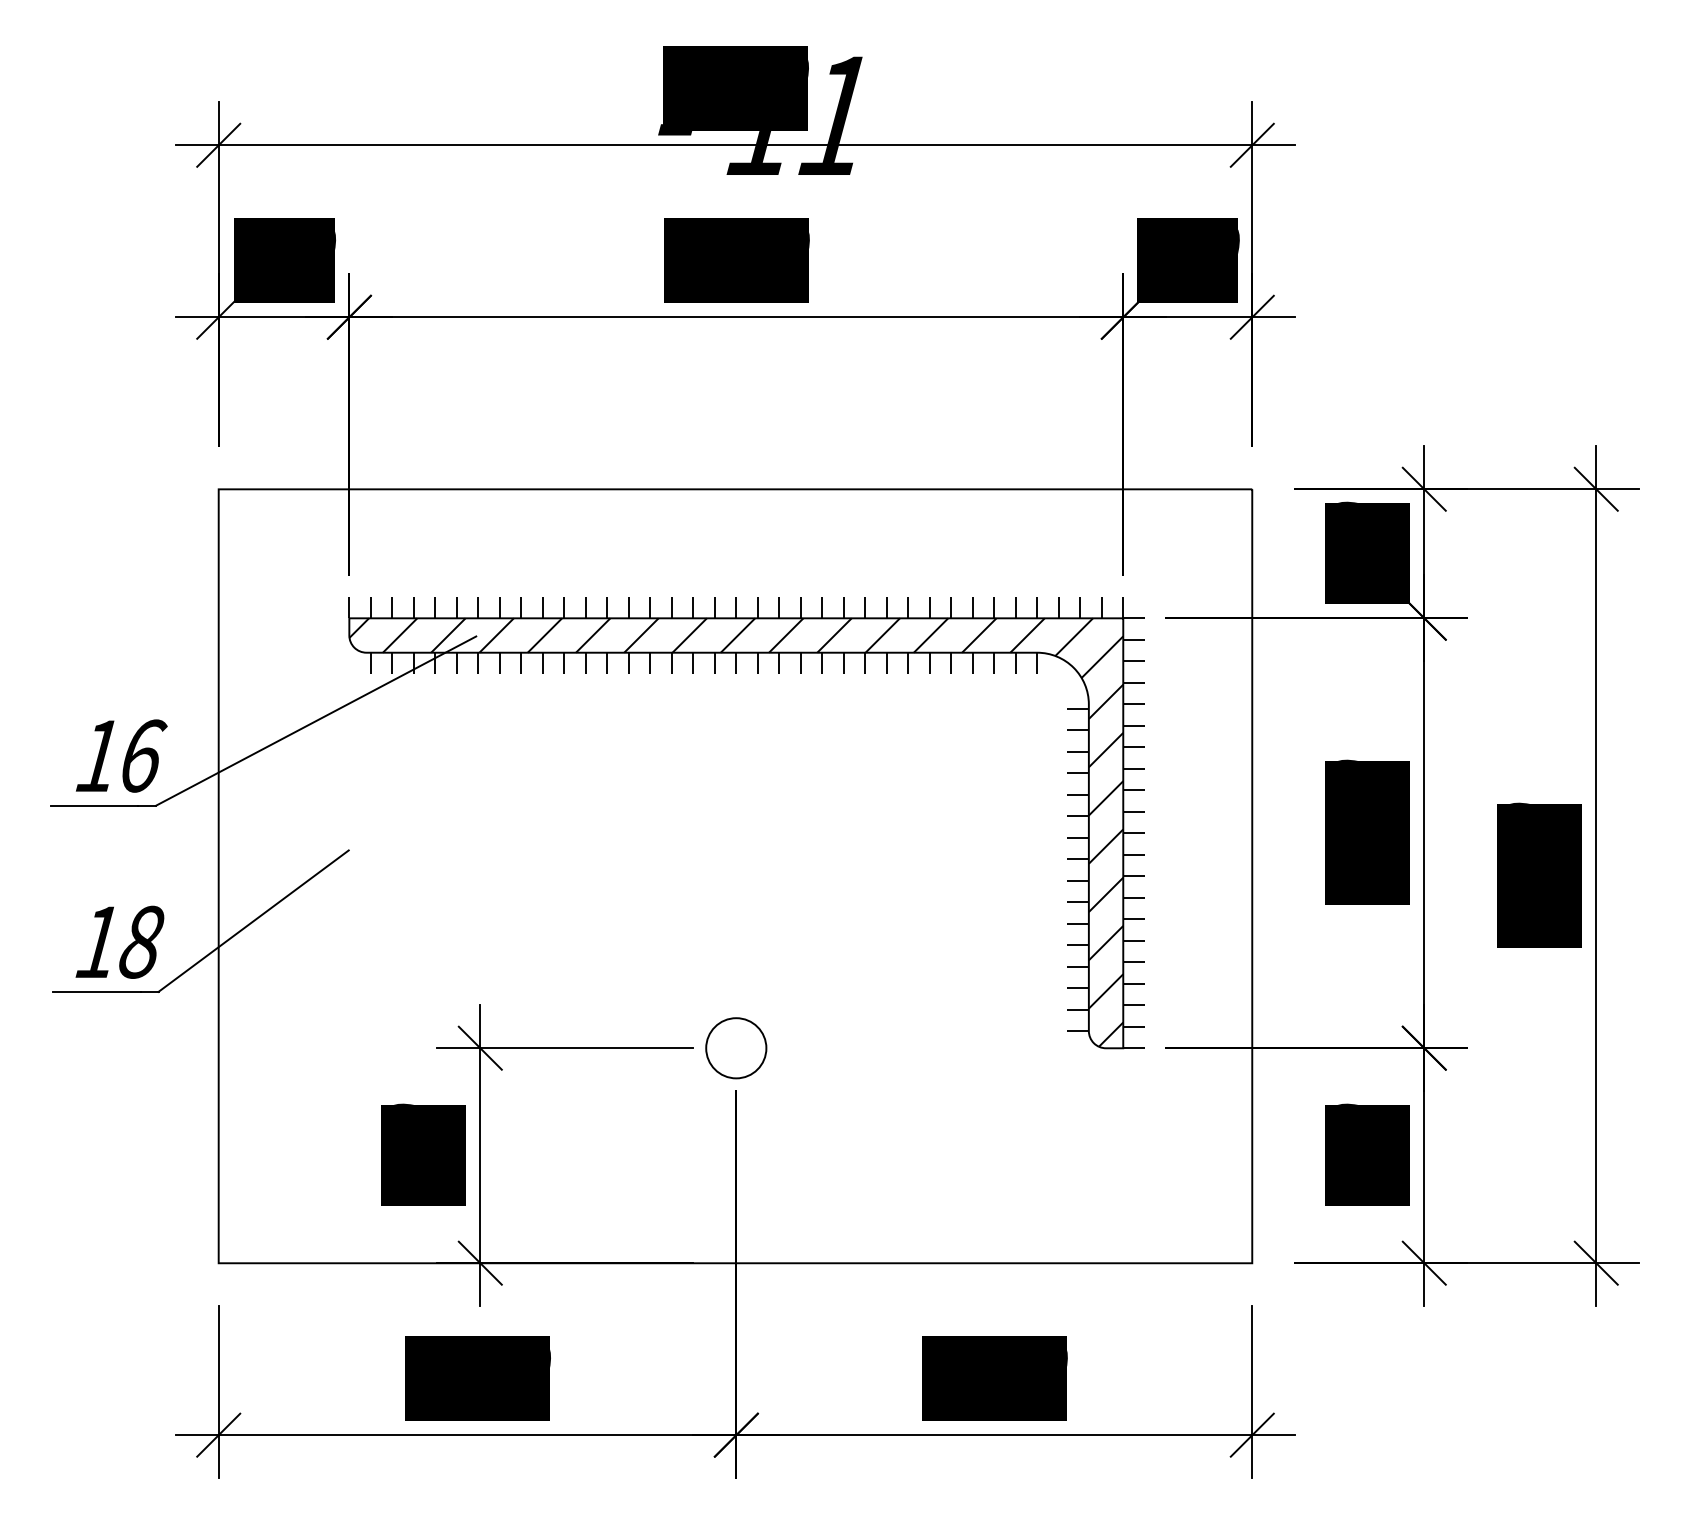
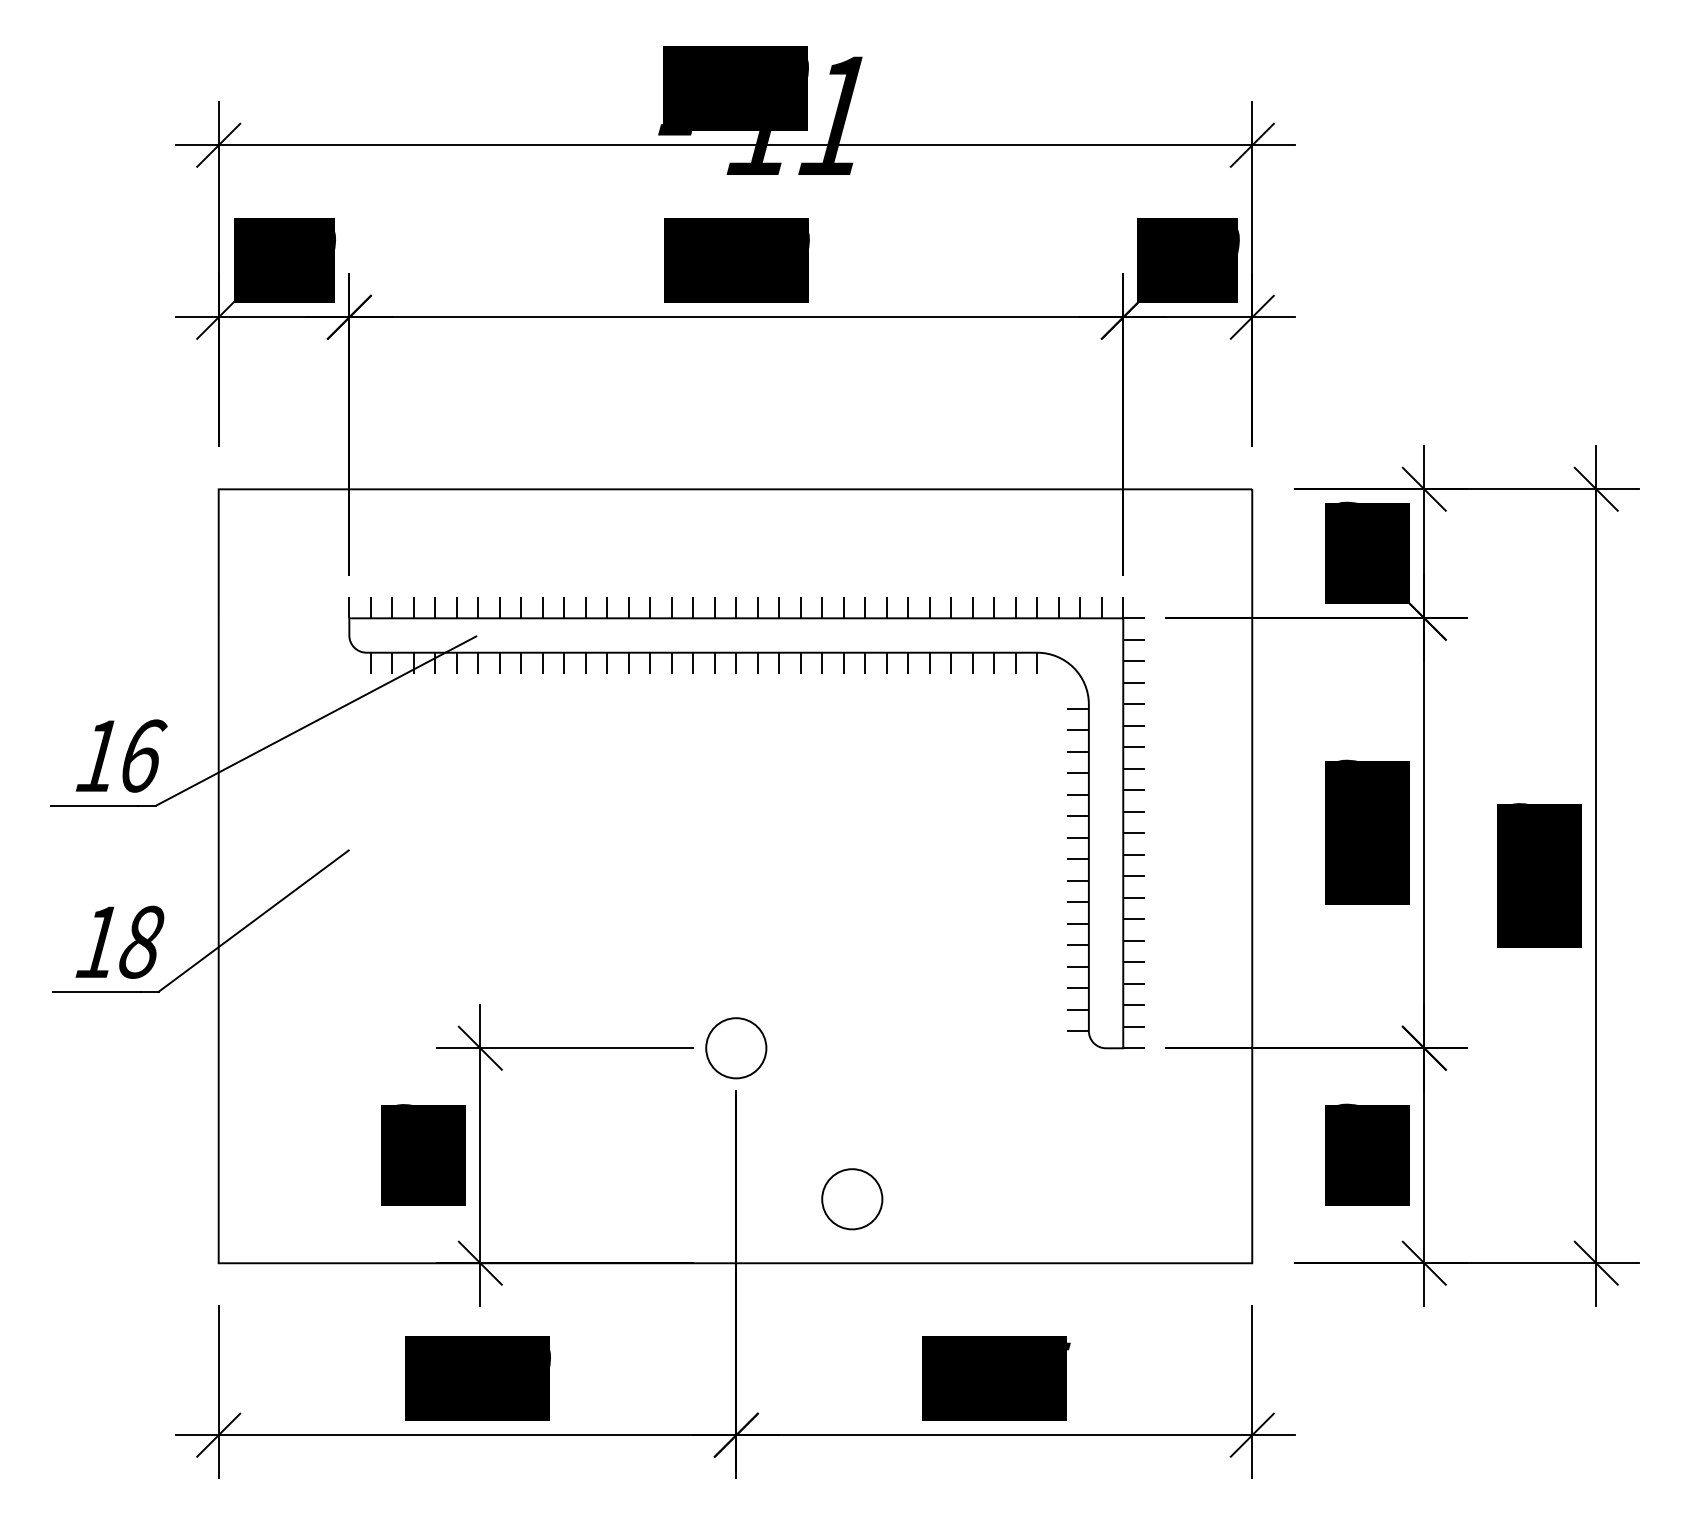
text: 180 -> 189 (1519, 802)
hatch: present -> none (736, 832)
text: 50 -> 59 (403, 1103)
circle: none -> present (852, 1199)
text: 120 -> 165 (1068, 1353)
